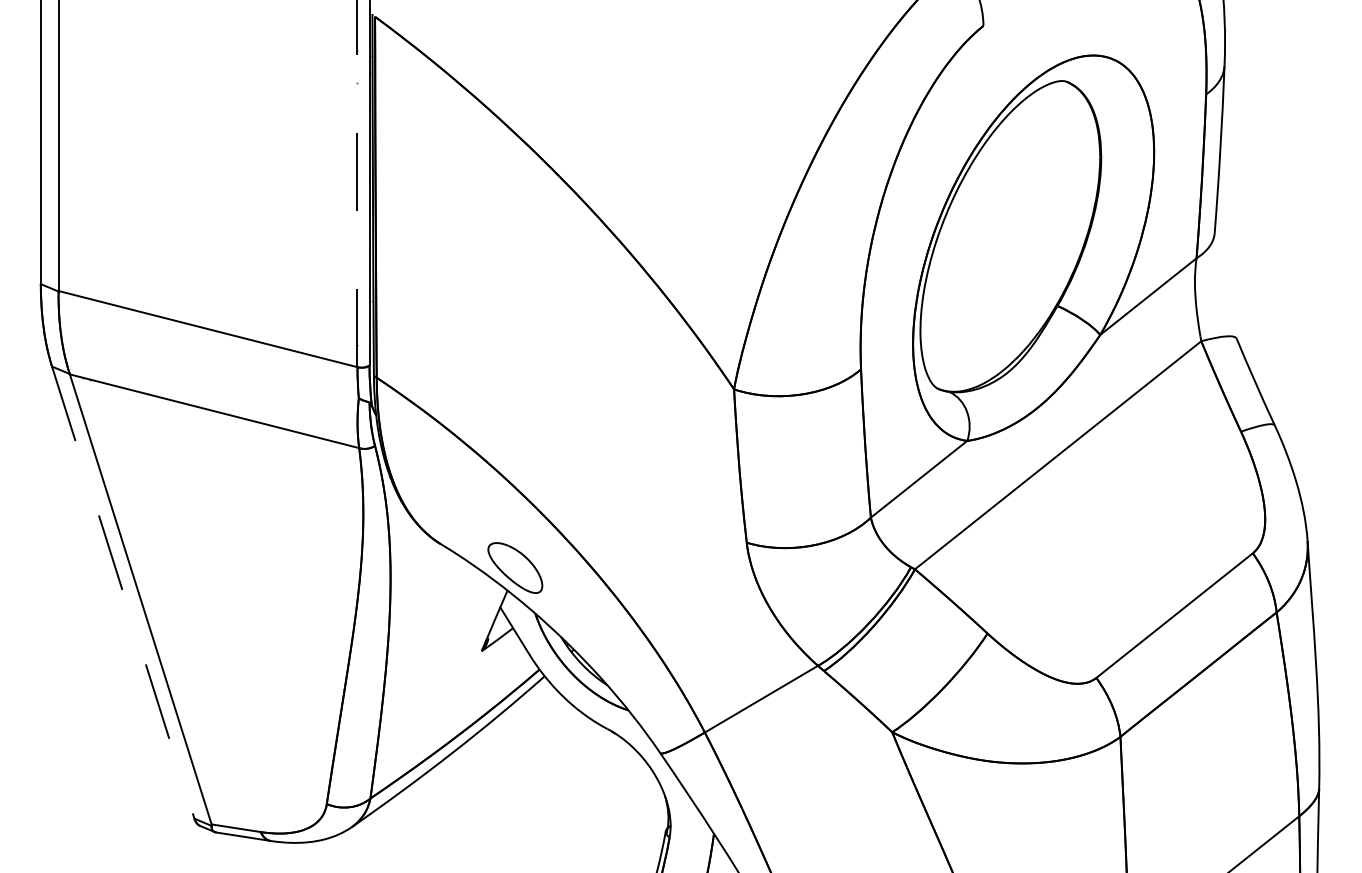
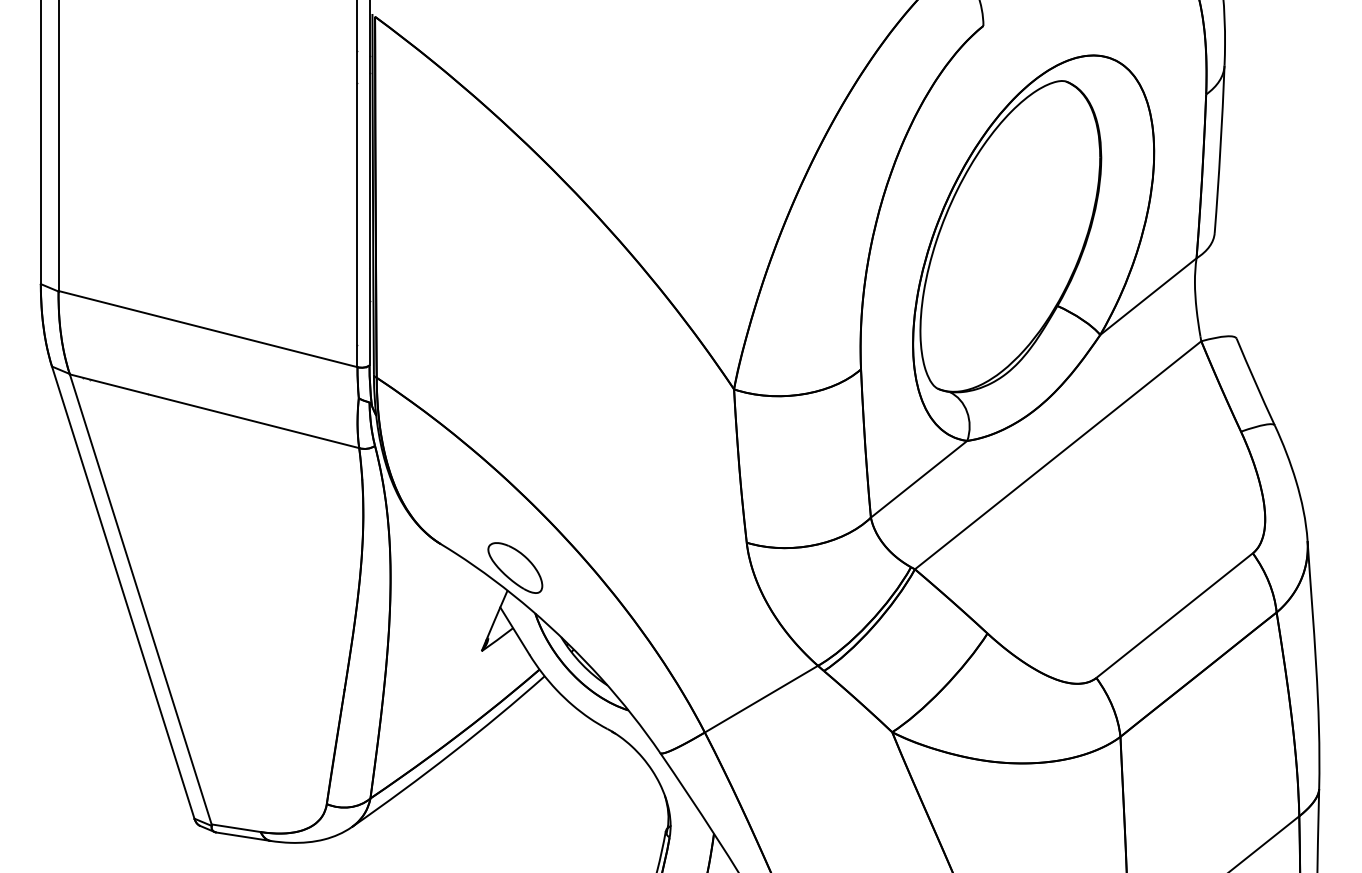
line: dashed -> solid (357, 183)
line: dashed -> solid (123, 593)
